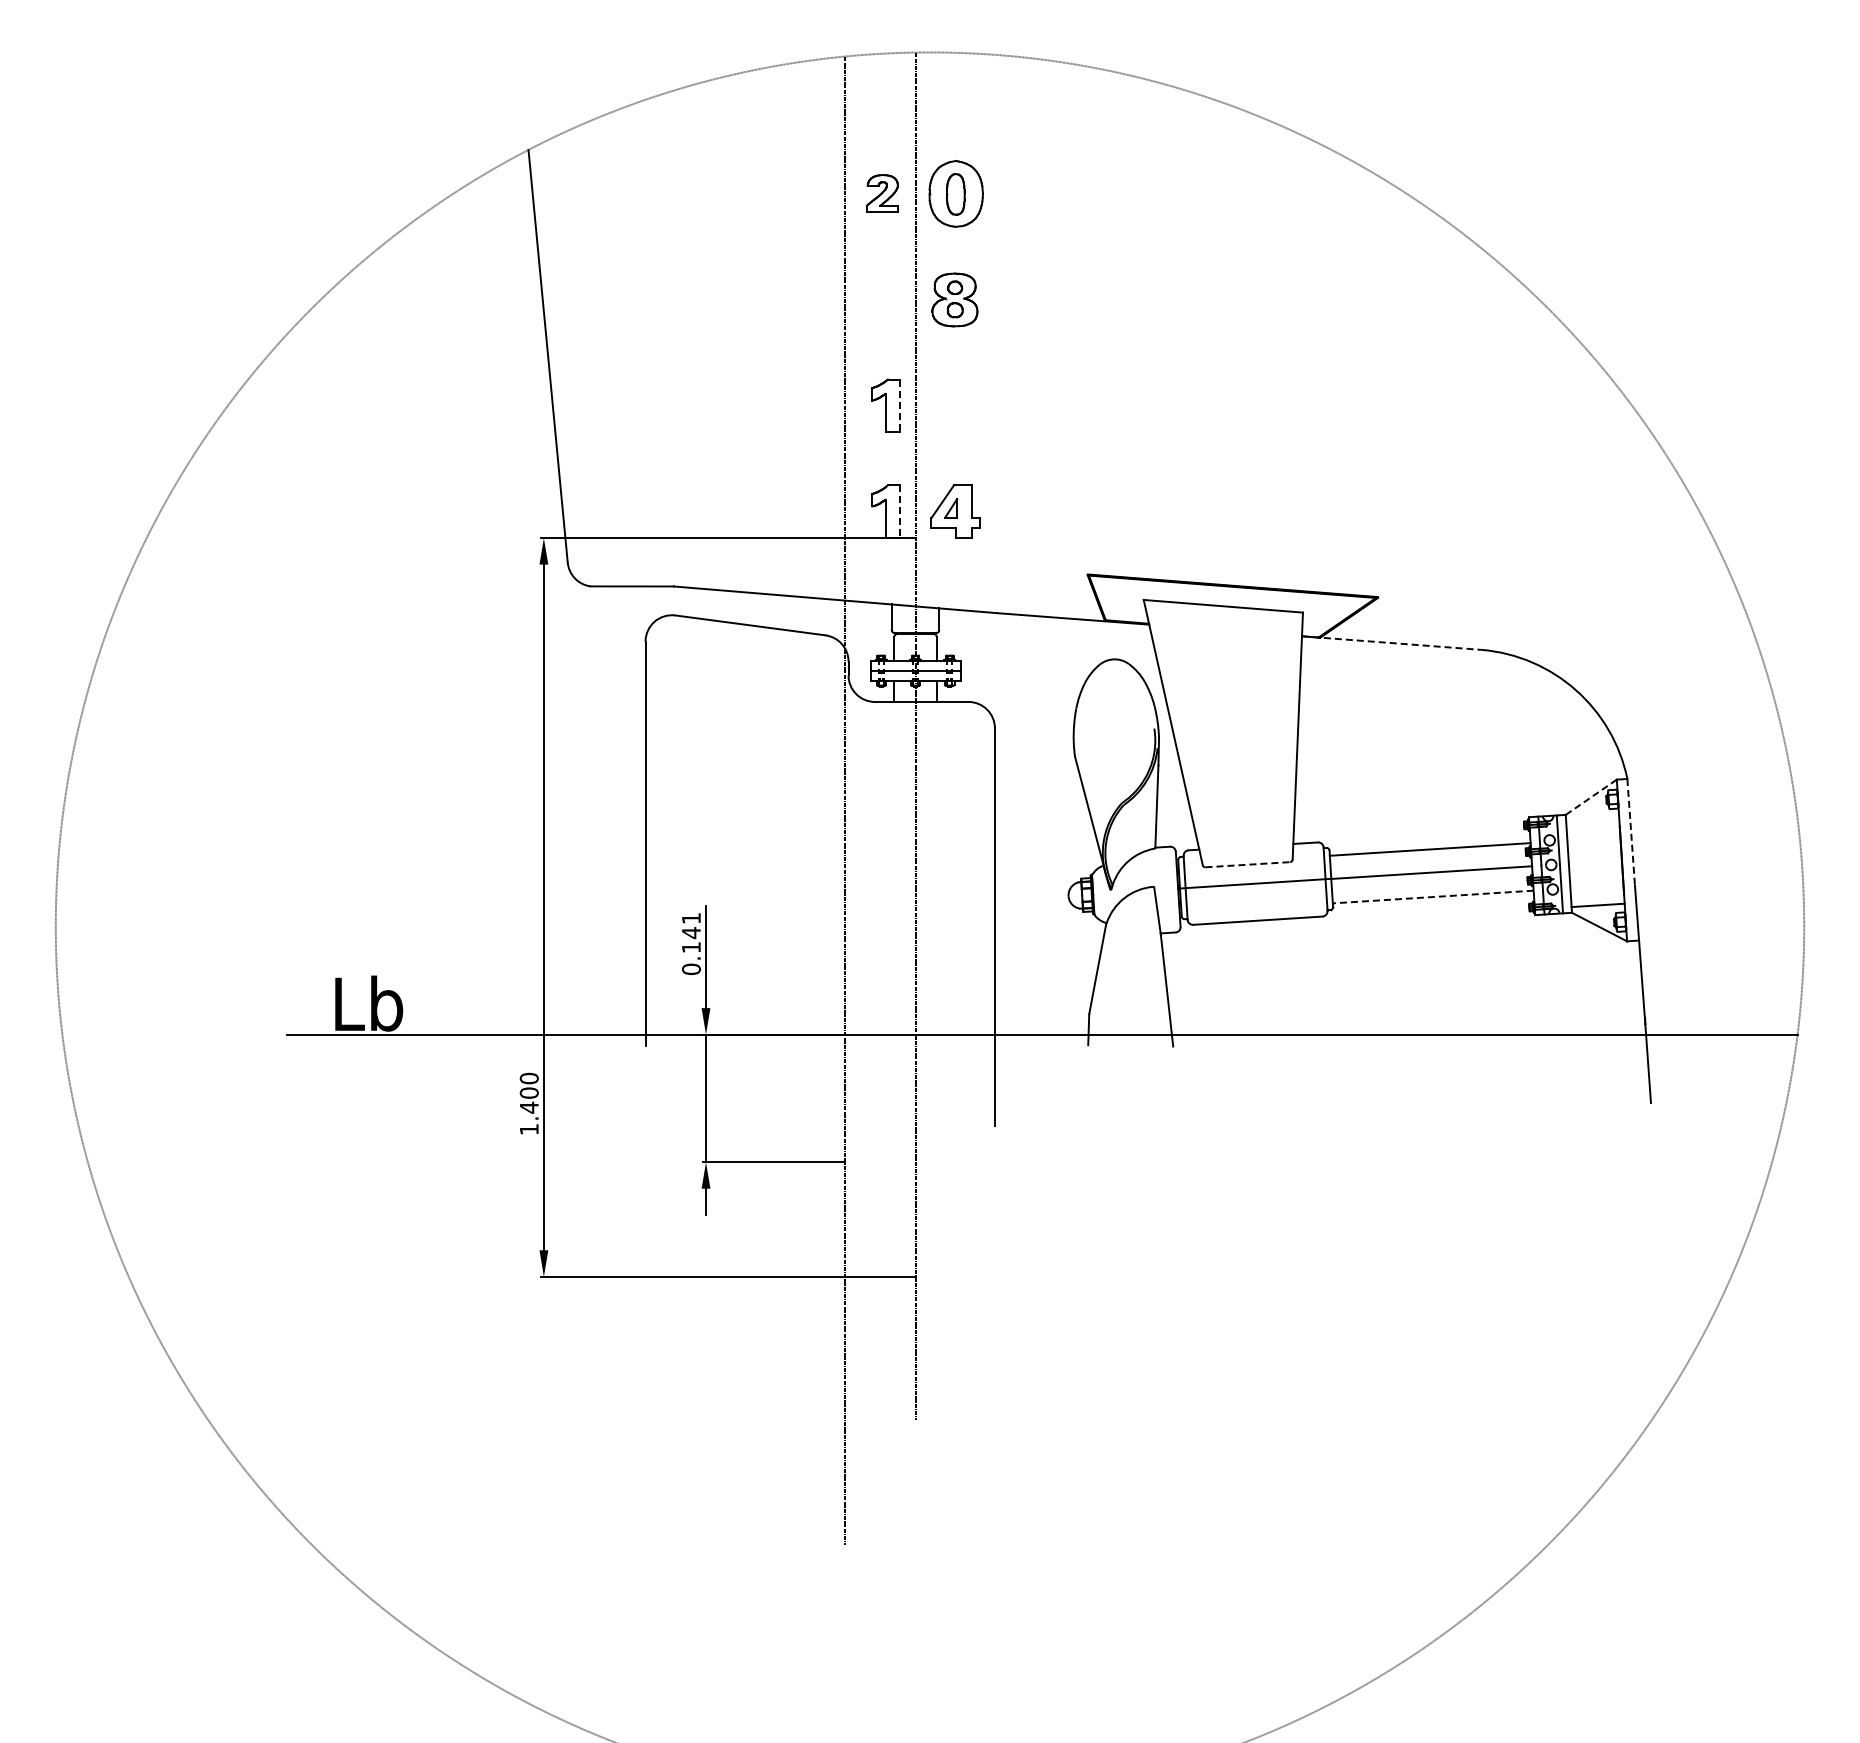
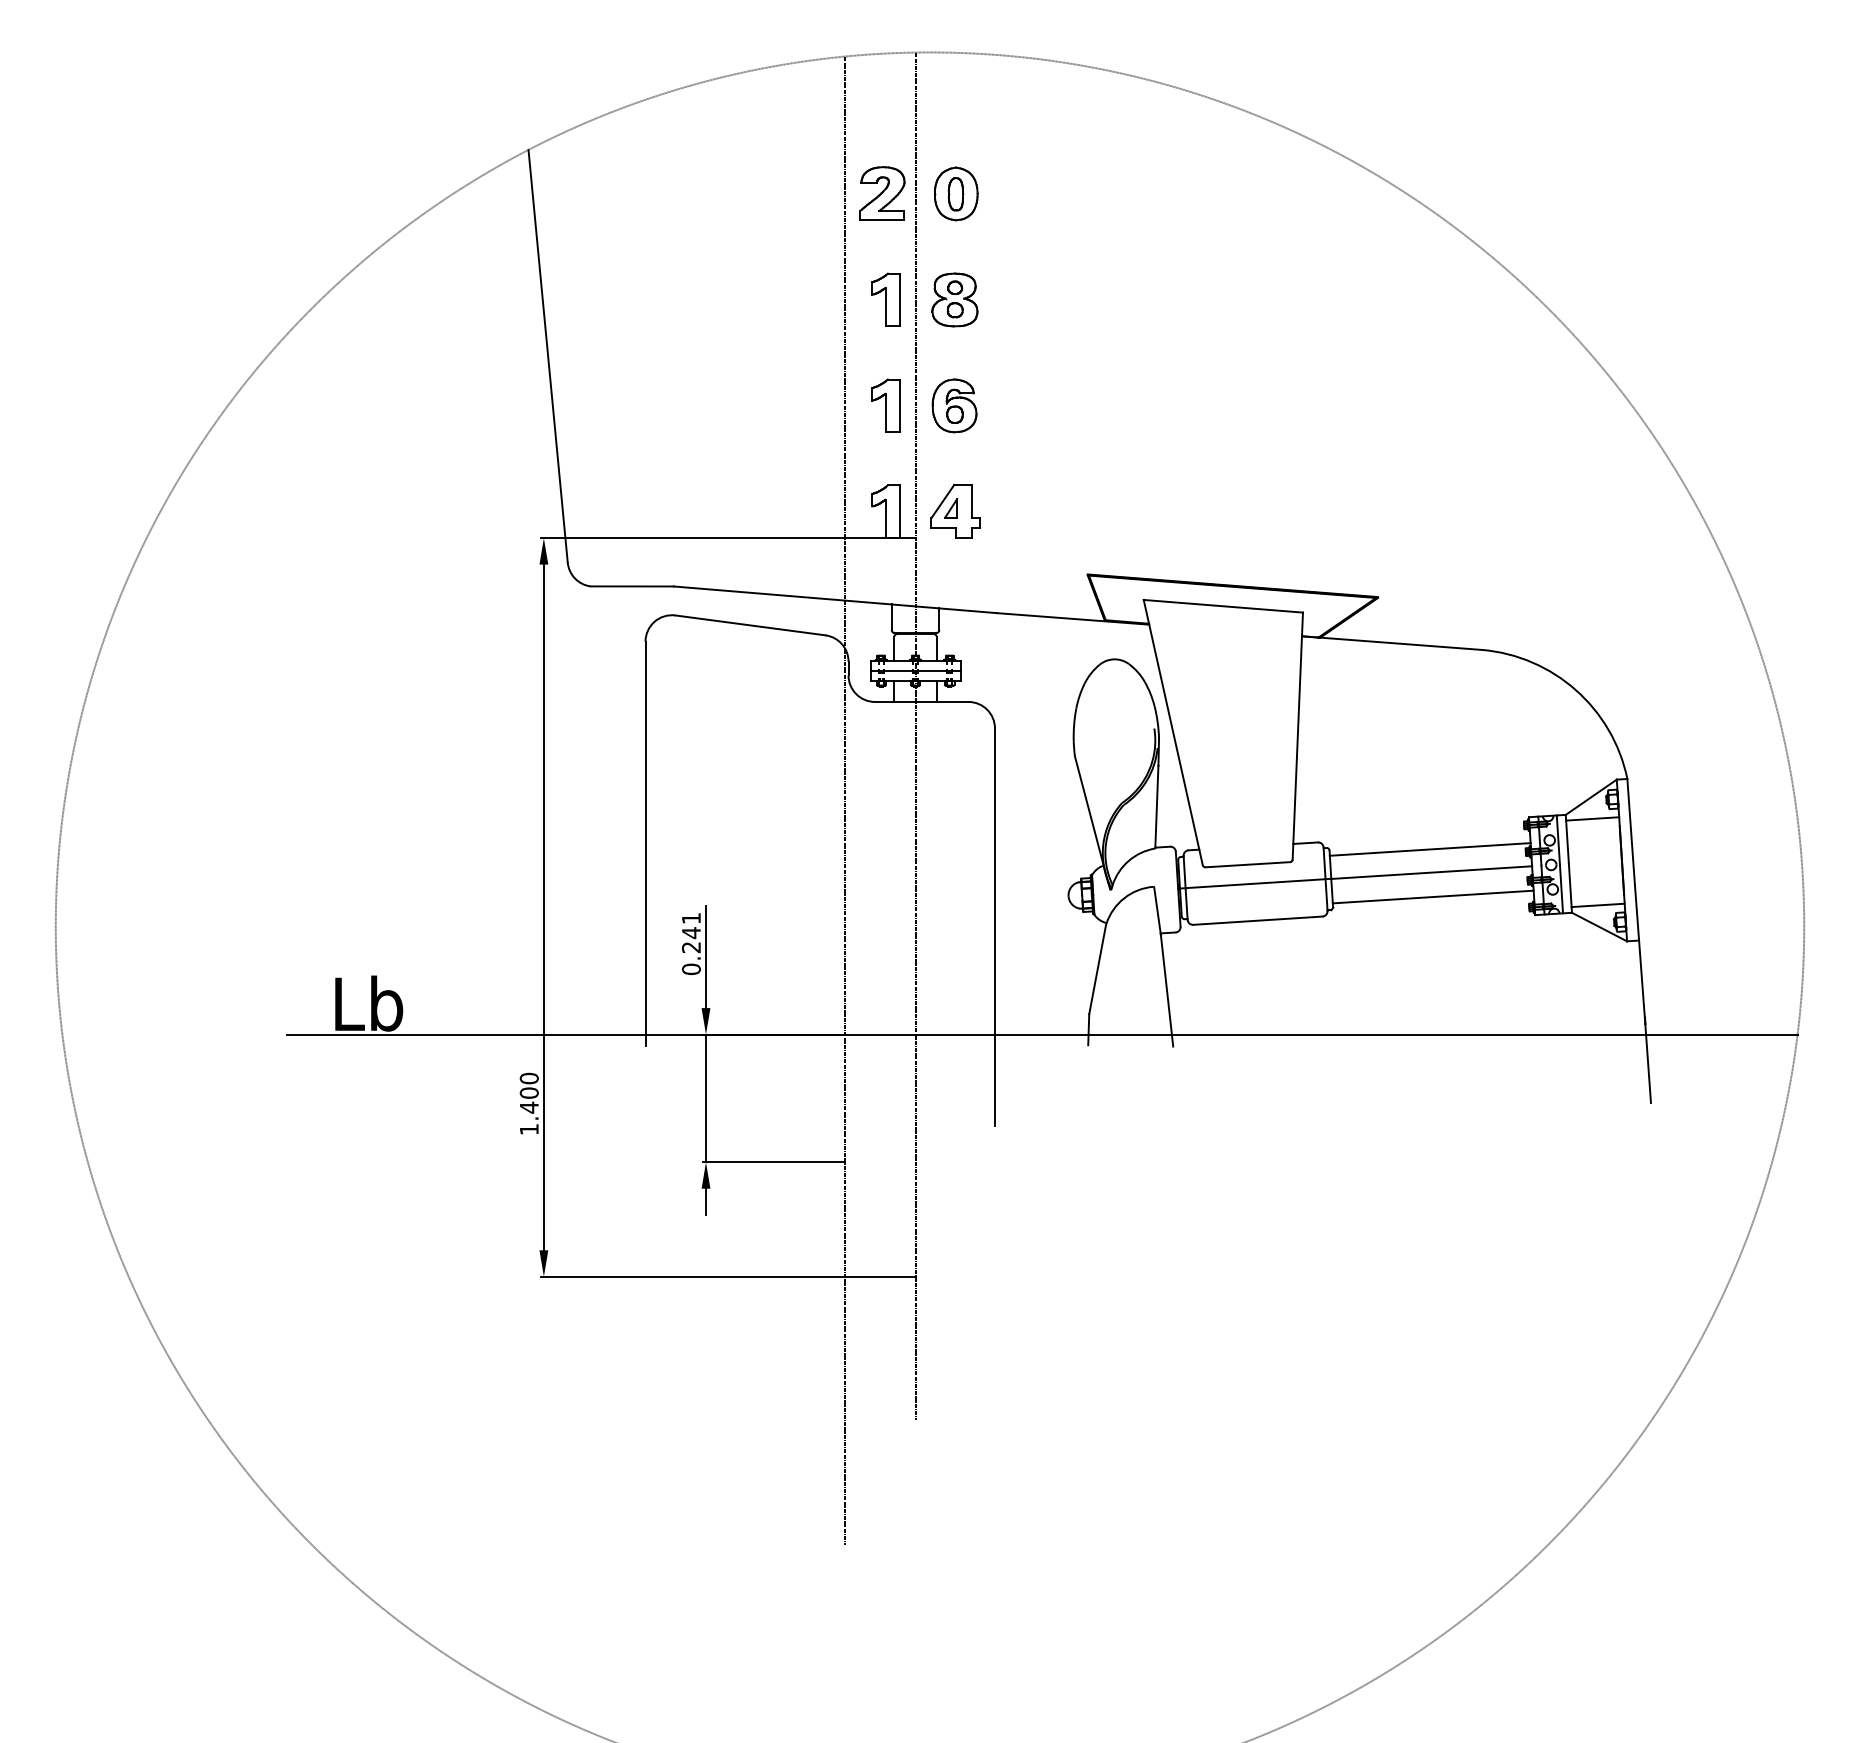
part size: 34x39 px -> 47x55 px (882, 193)
part size: 56x68 px -> 45x56 px (956, 193)
part: none -> present (885, 299)
part: none -> present (954, 405)
line: dashed -> solid (900, 406)
line: dashed -> solid (900, 512)
line: dashed -> solid (1392, 643)
line: dashed -> solid (1591, 796)
line: none -> present (1592, 818)
line: dashed -> solid (1631, 832)
line: dashed -> solid (1248, 864)
line: dashed -> solid (1433, 897)
text: 0.141 -> 0.241 (690, 947)
